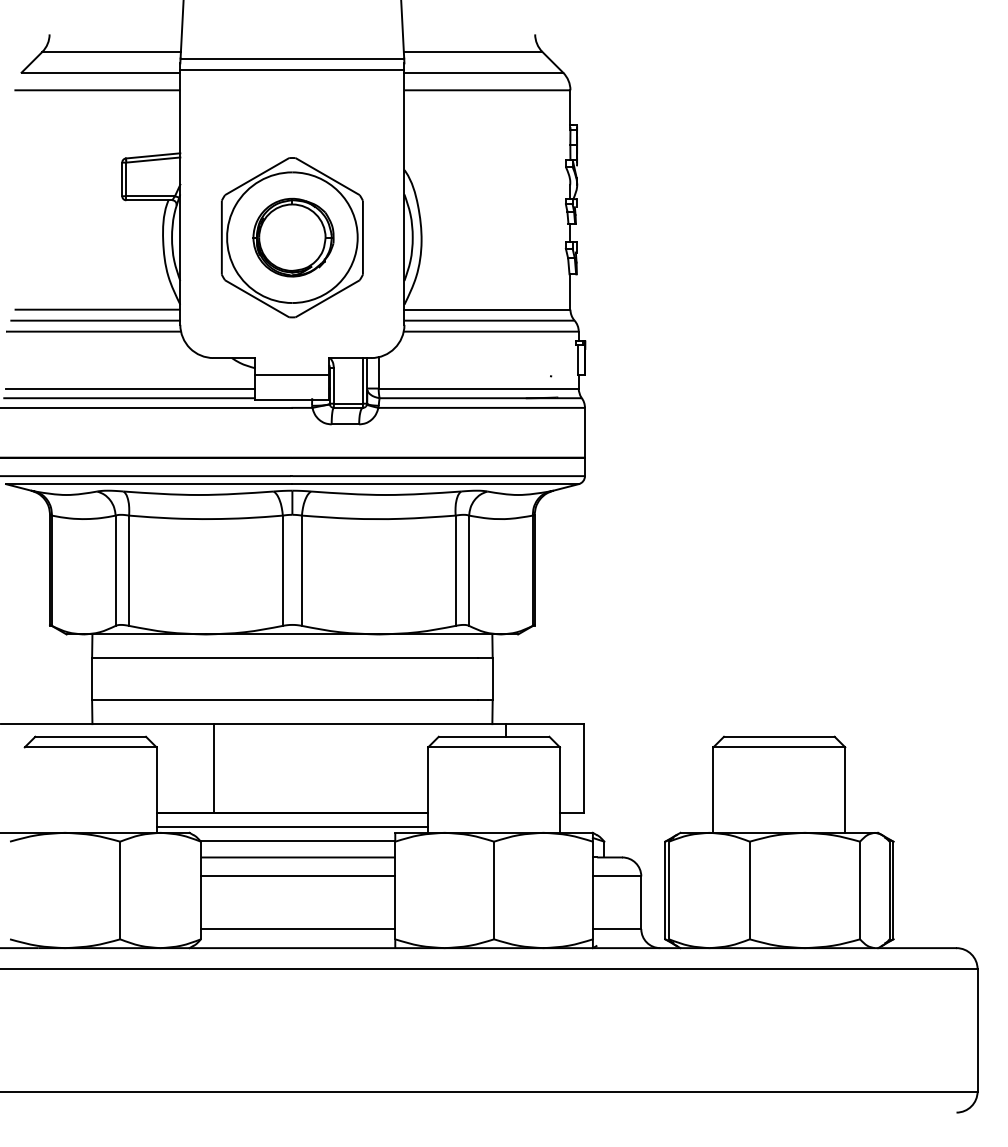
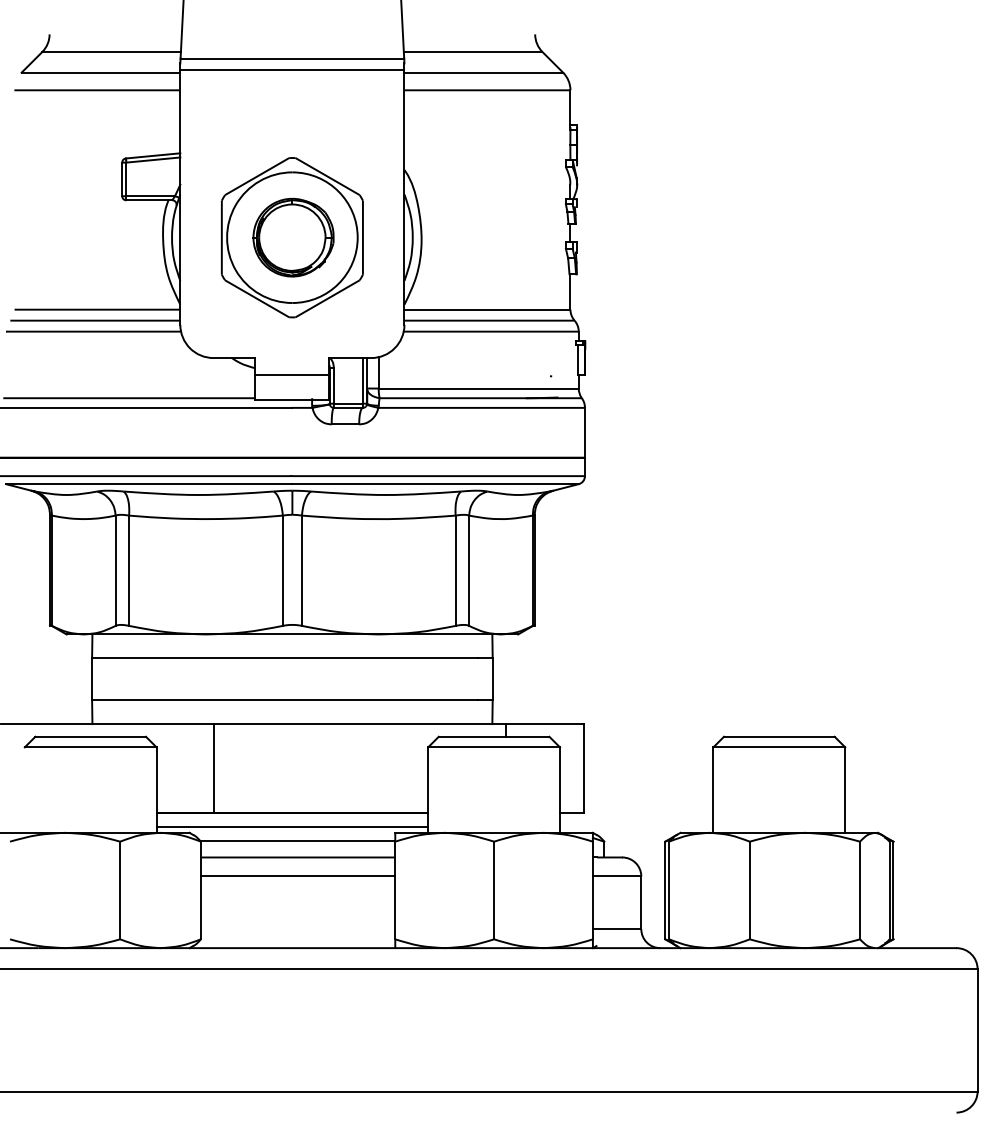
line: present -> none (130, 388)
line: present -> none (297, 929)
